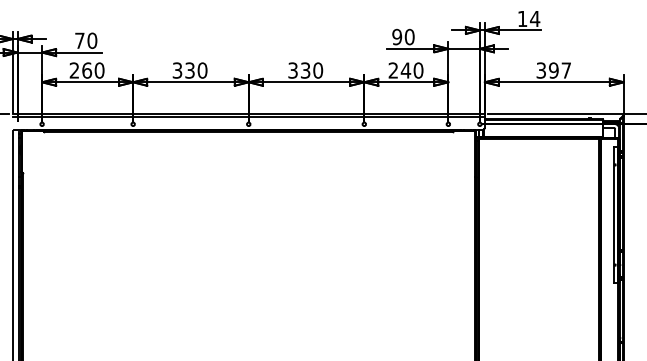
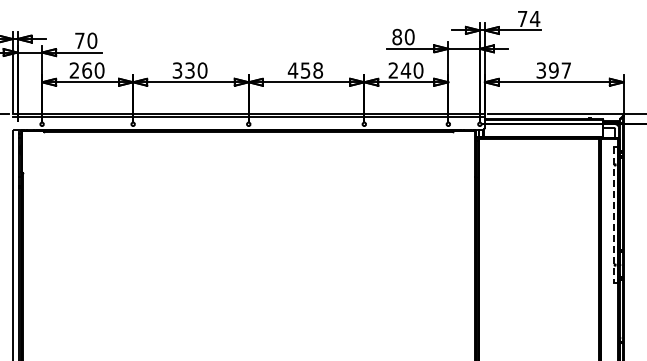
text: 14 -> 74 (522, 18)
text: 90 -> 80 (397, 37)
text: 330 -> 458 (305, 70)
line: solid -> dashed (613, 215)
